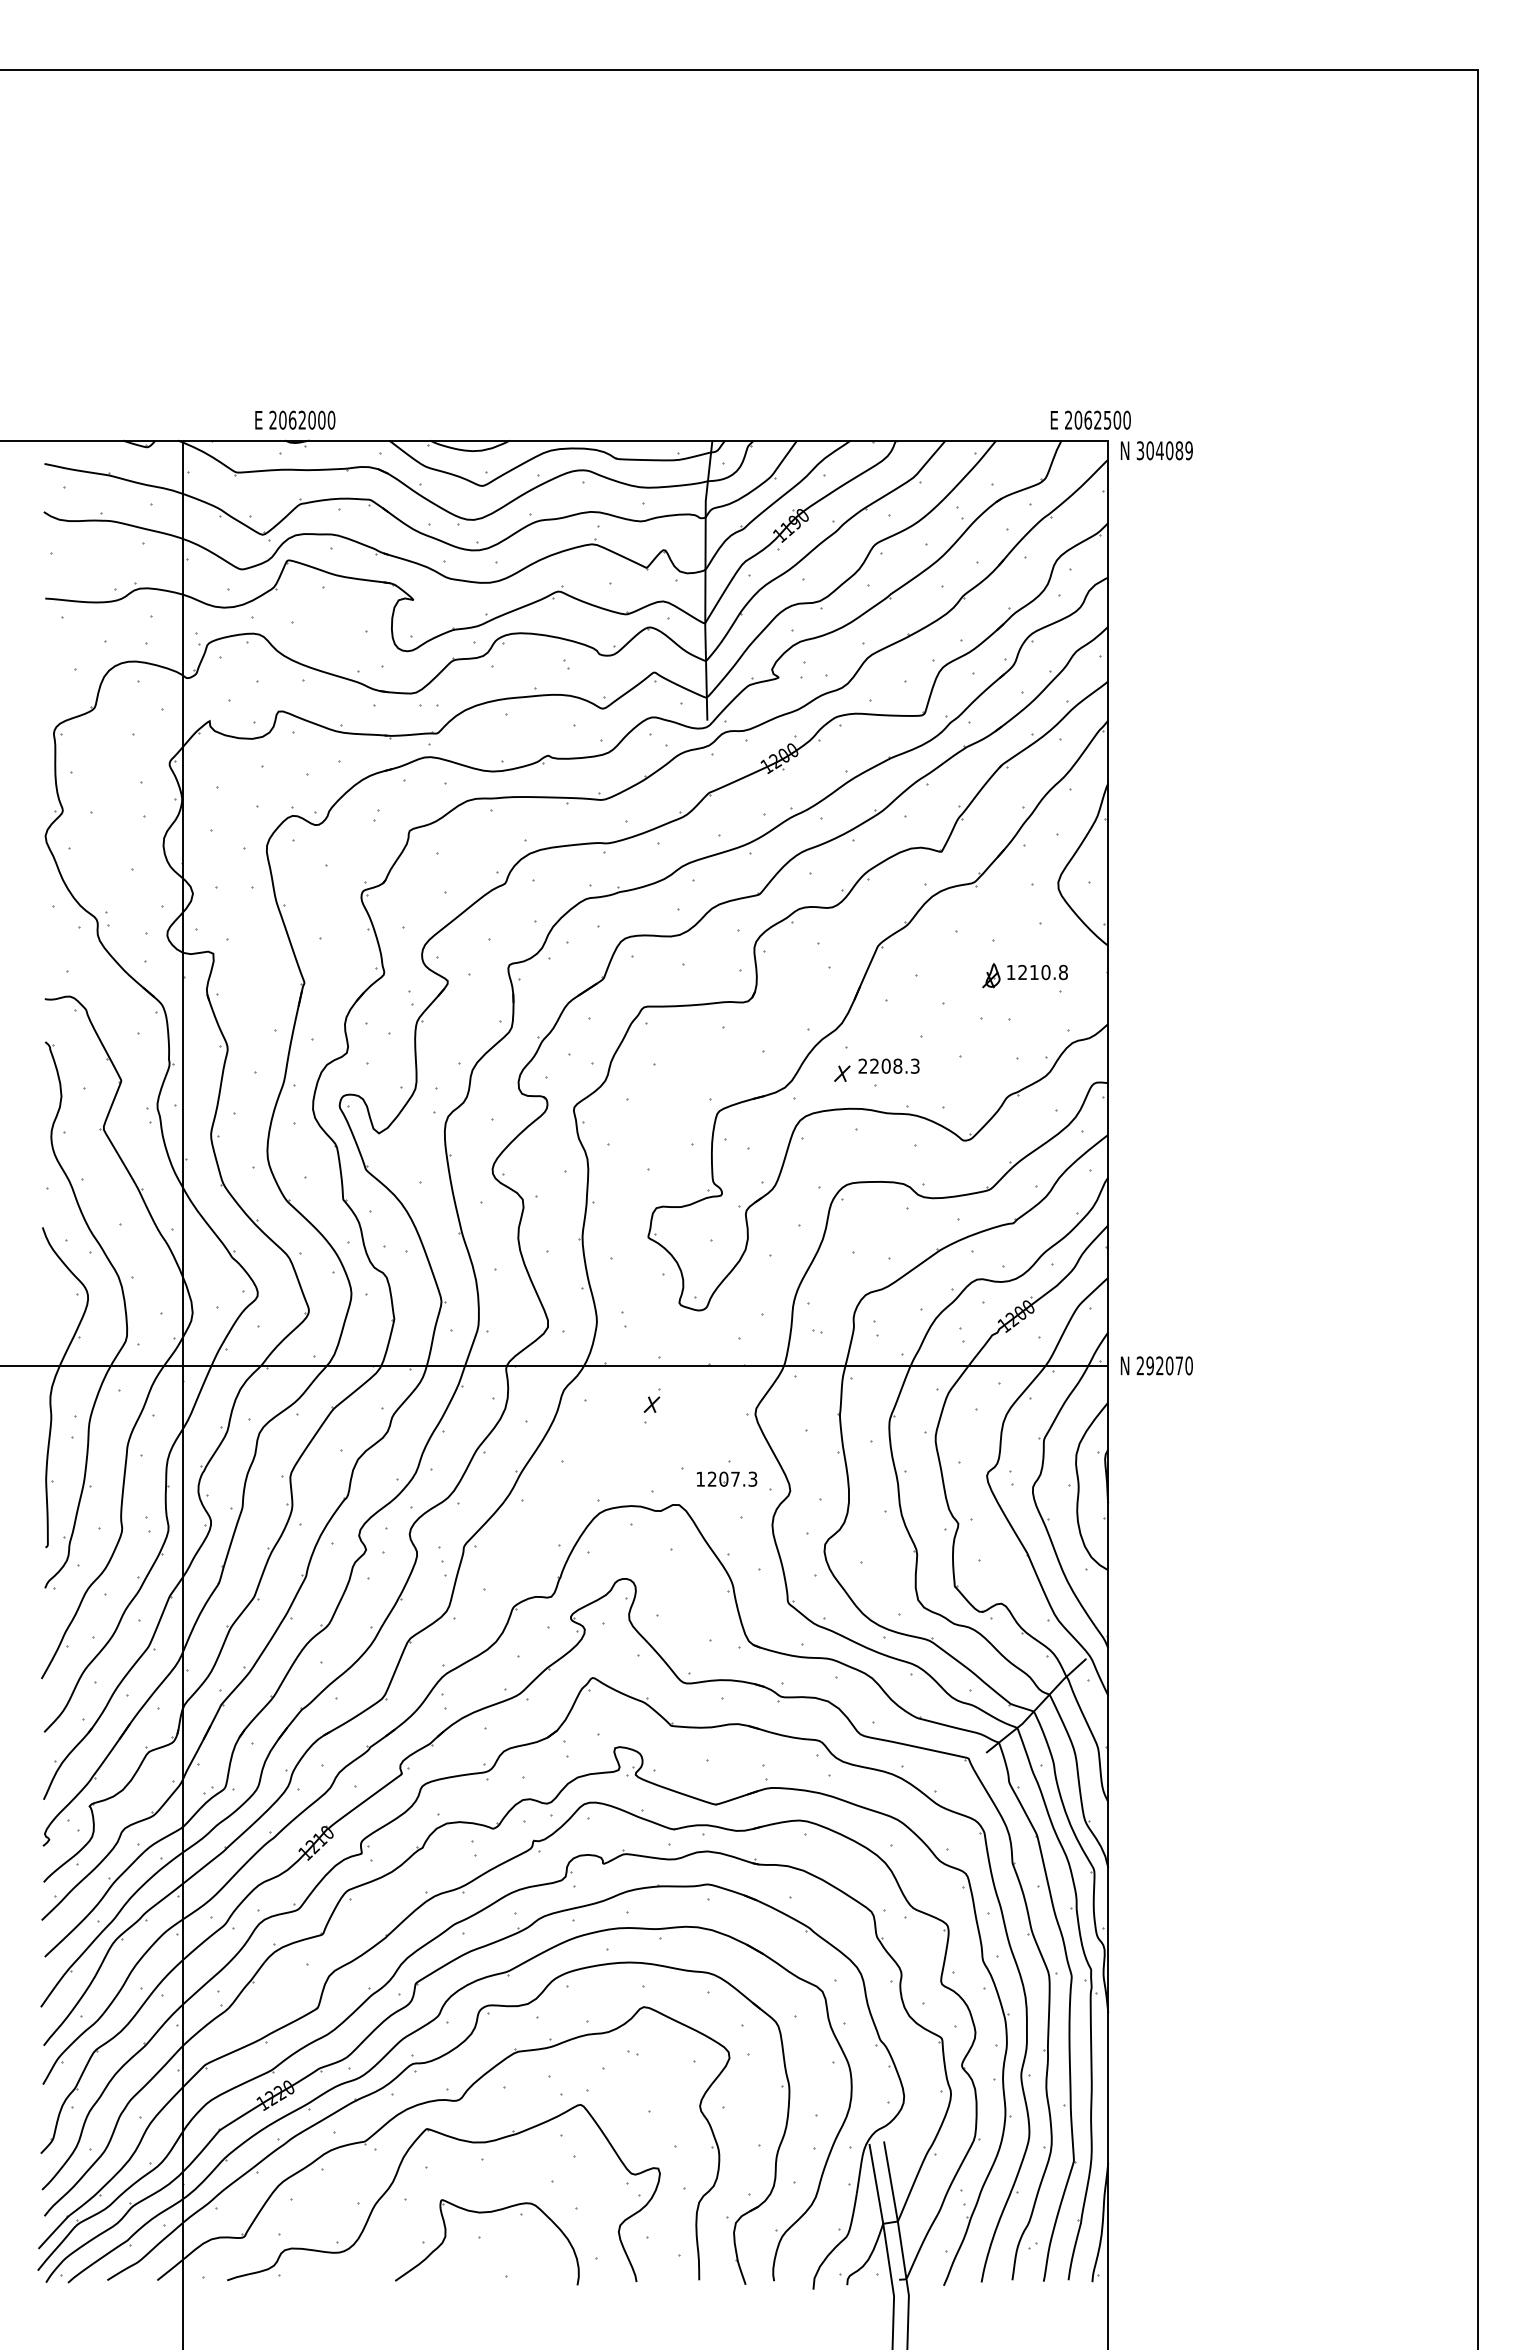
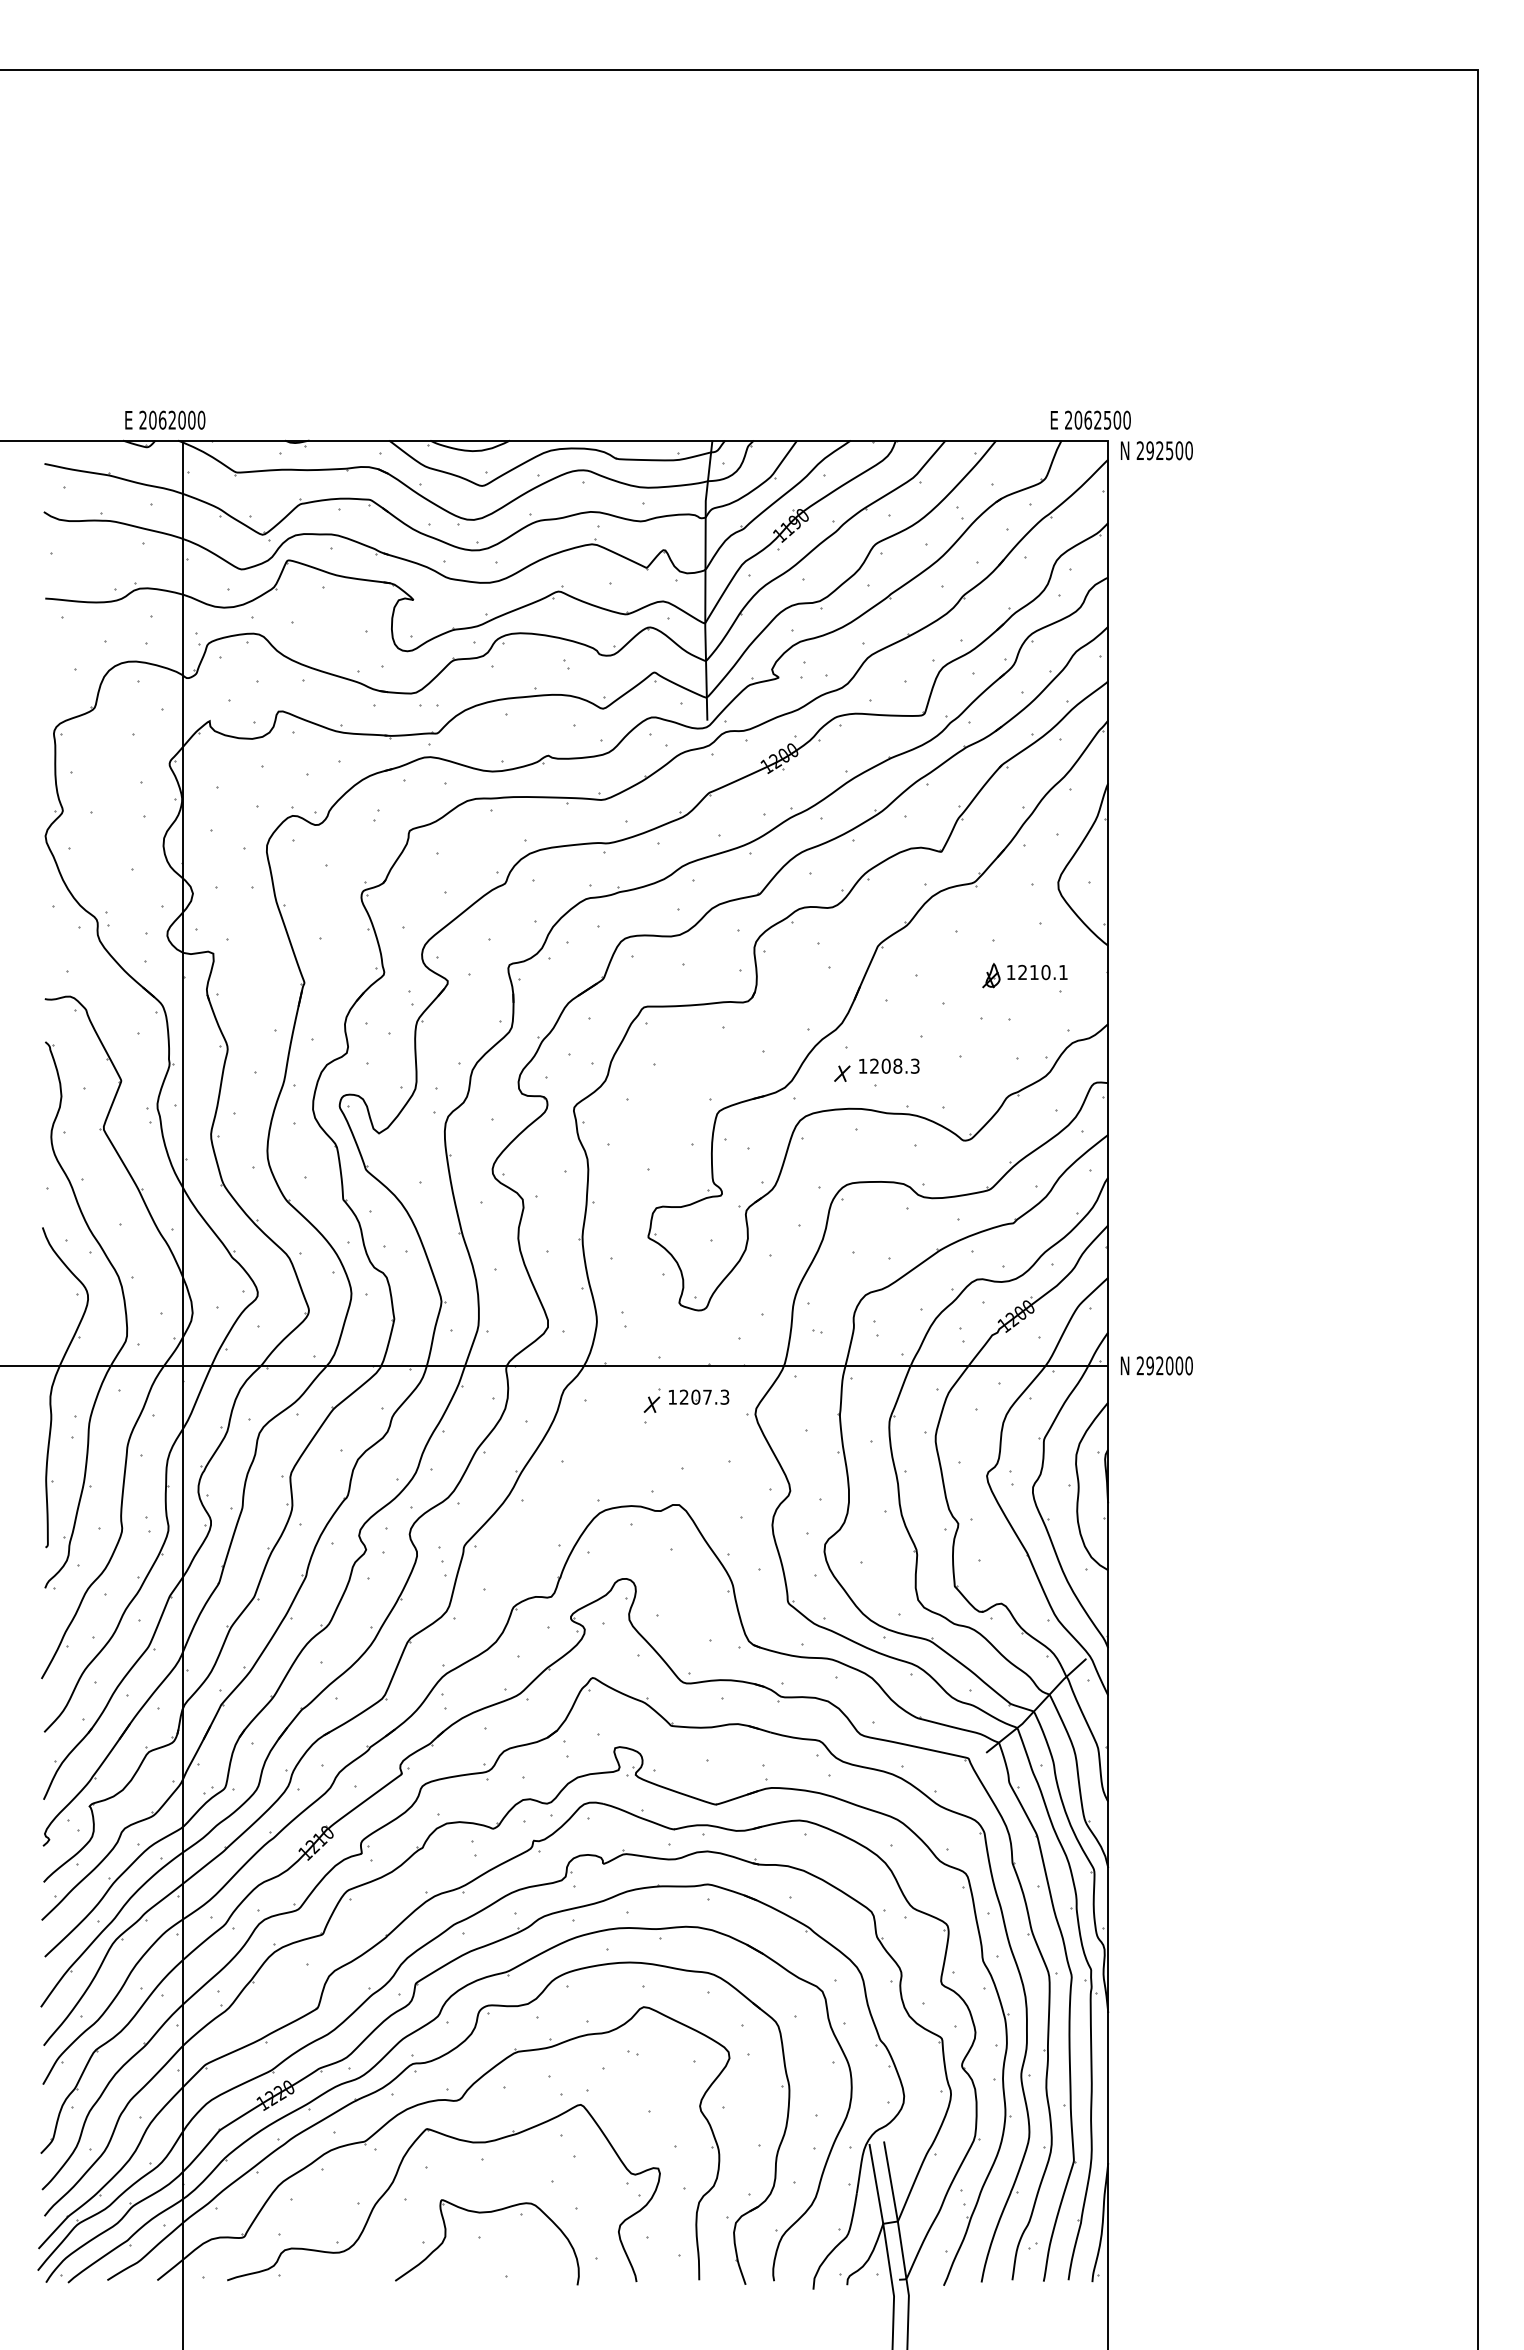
text position: (295, 419) -> (165, 419) (165, 419)
text: 304089 -> 292500 (1164, 450)
text: 1210.8 -> 1210.1 (1063, 972)
text: 2208.3 -> 1208.3 (862, 1065)
text: 292070 -> 292000 (1179, 1365)
part position: (727, 1478) -> (699, 1396) (699, 1396)
